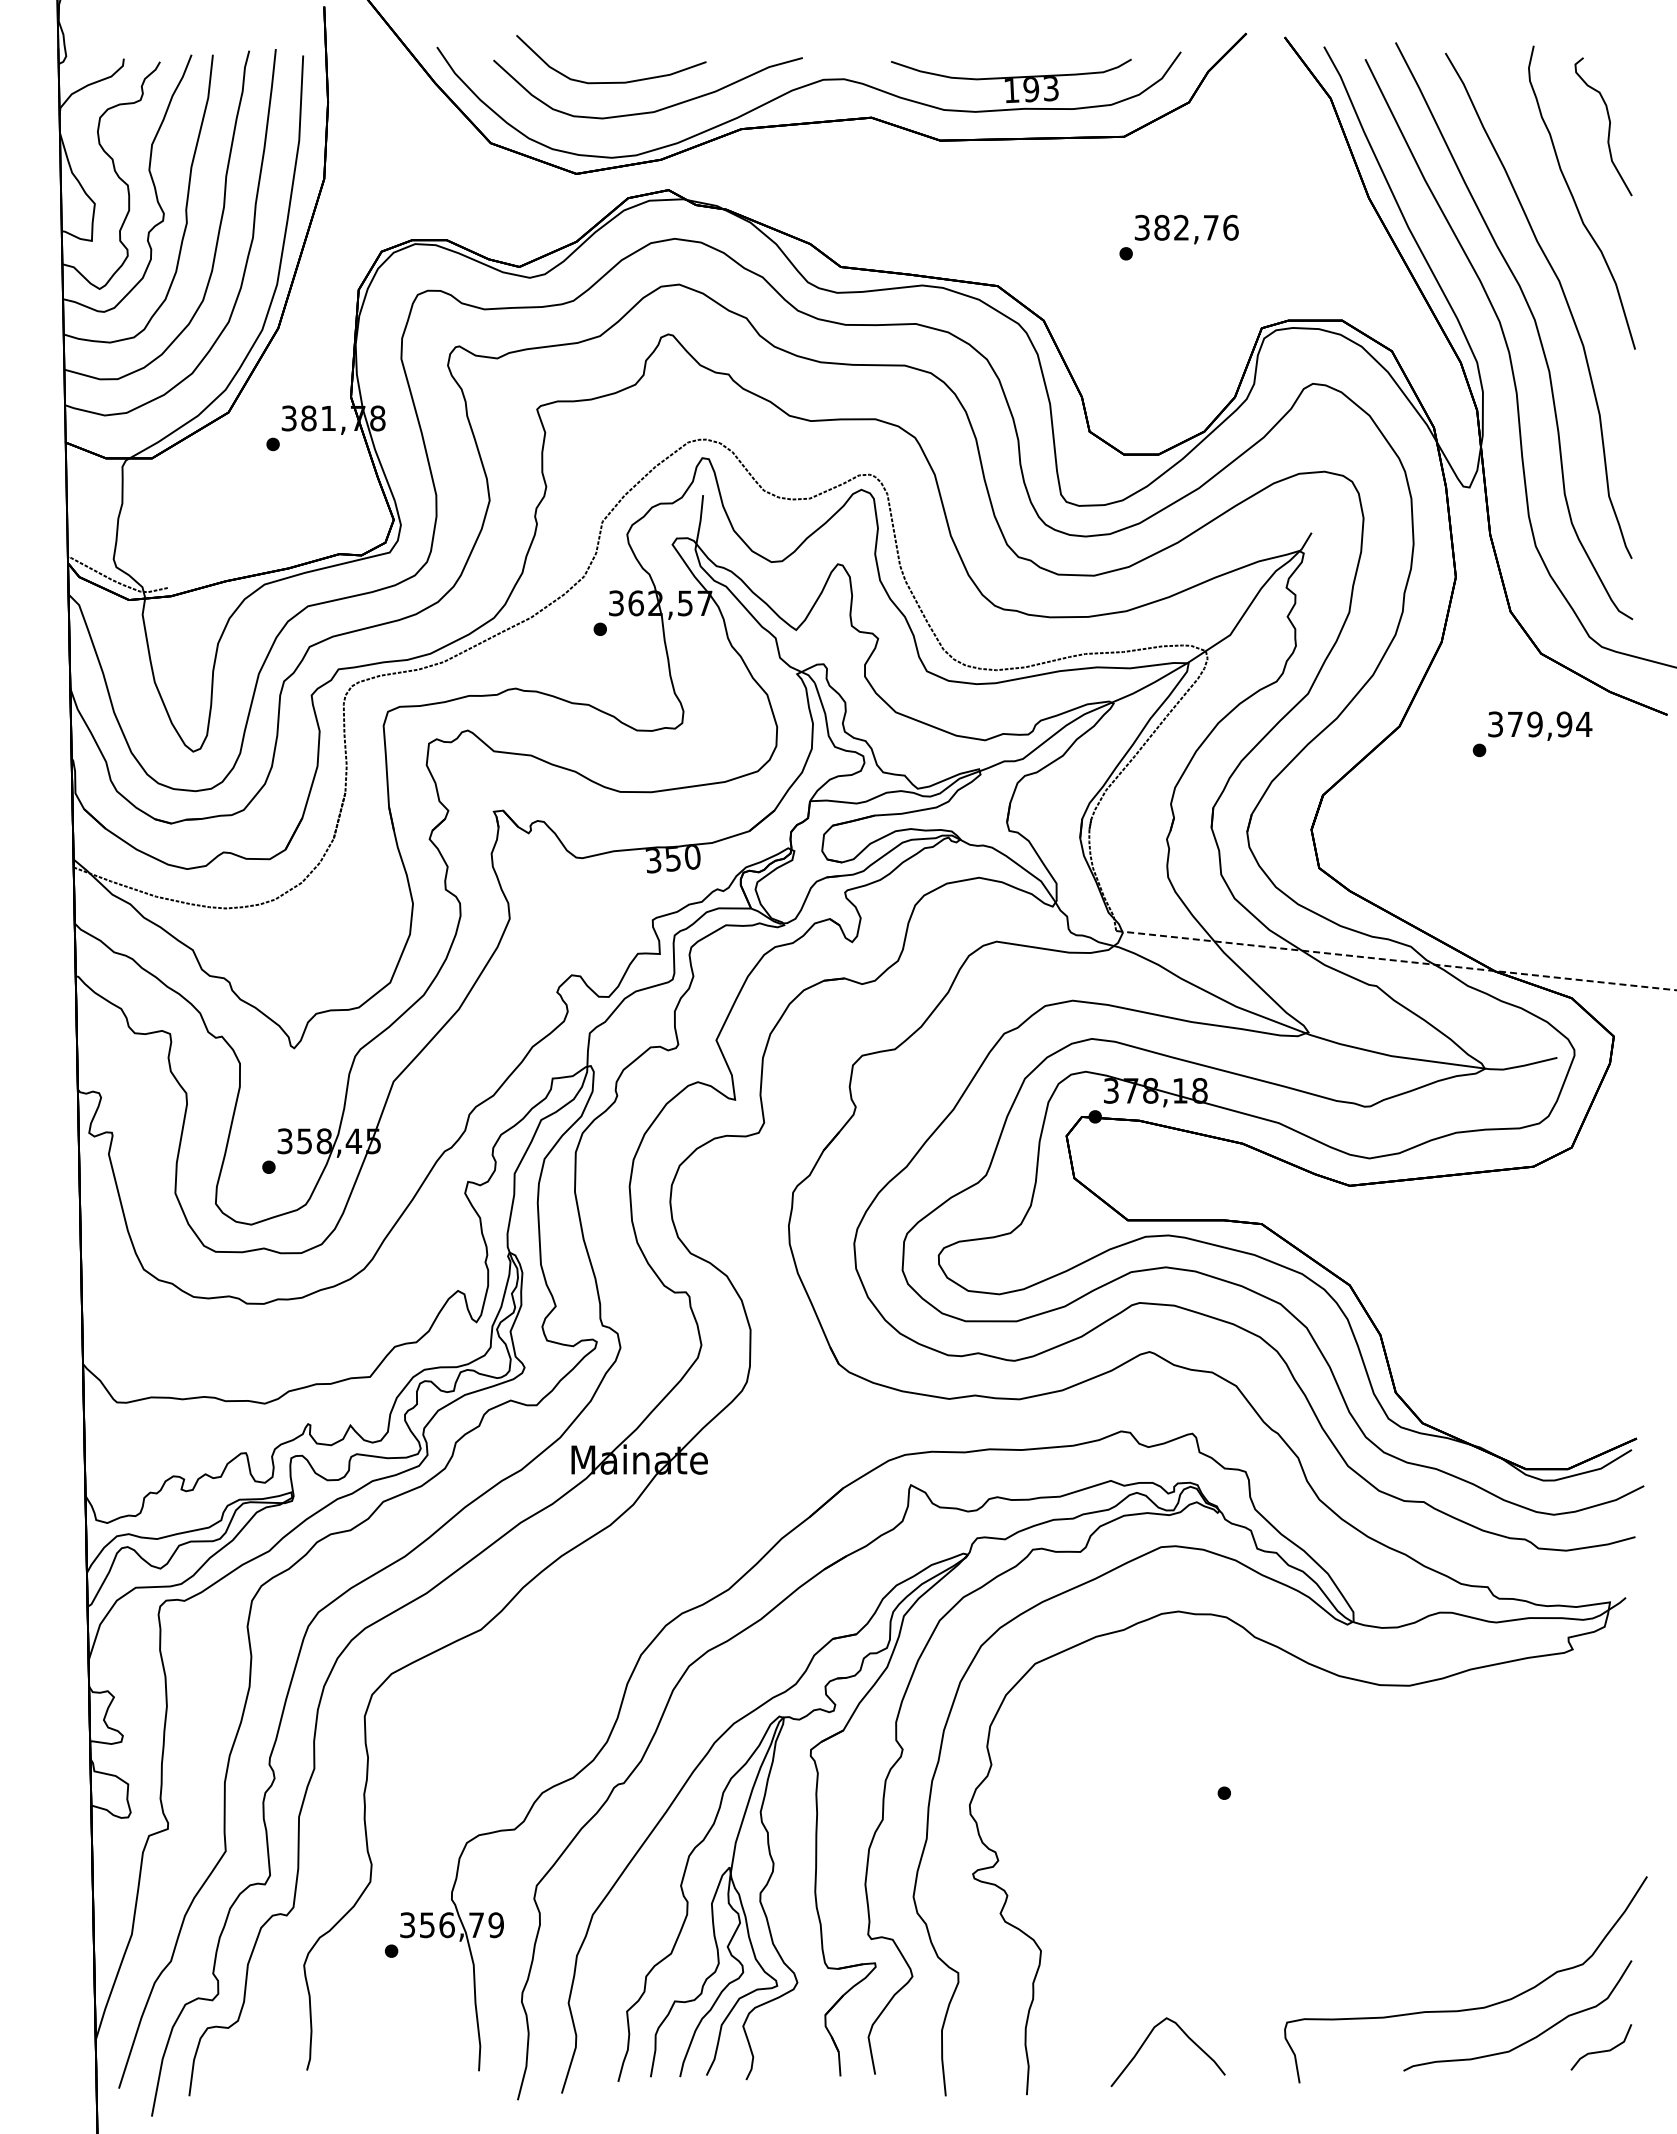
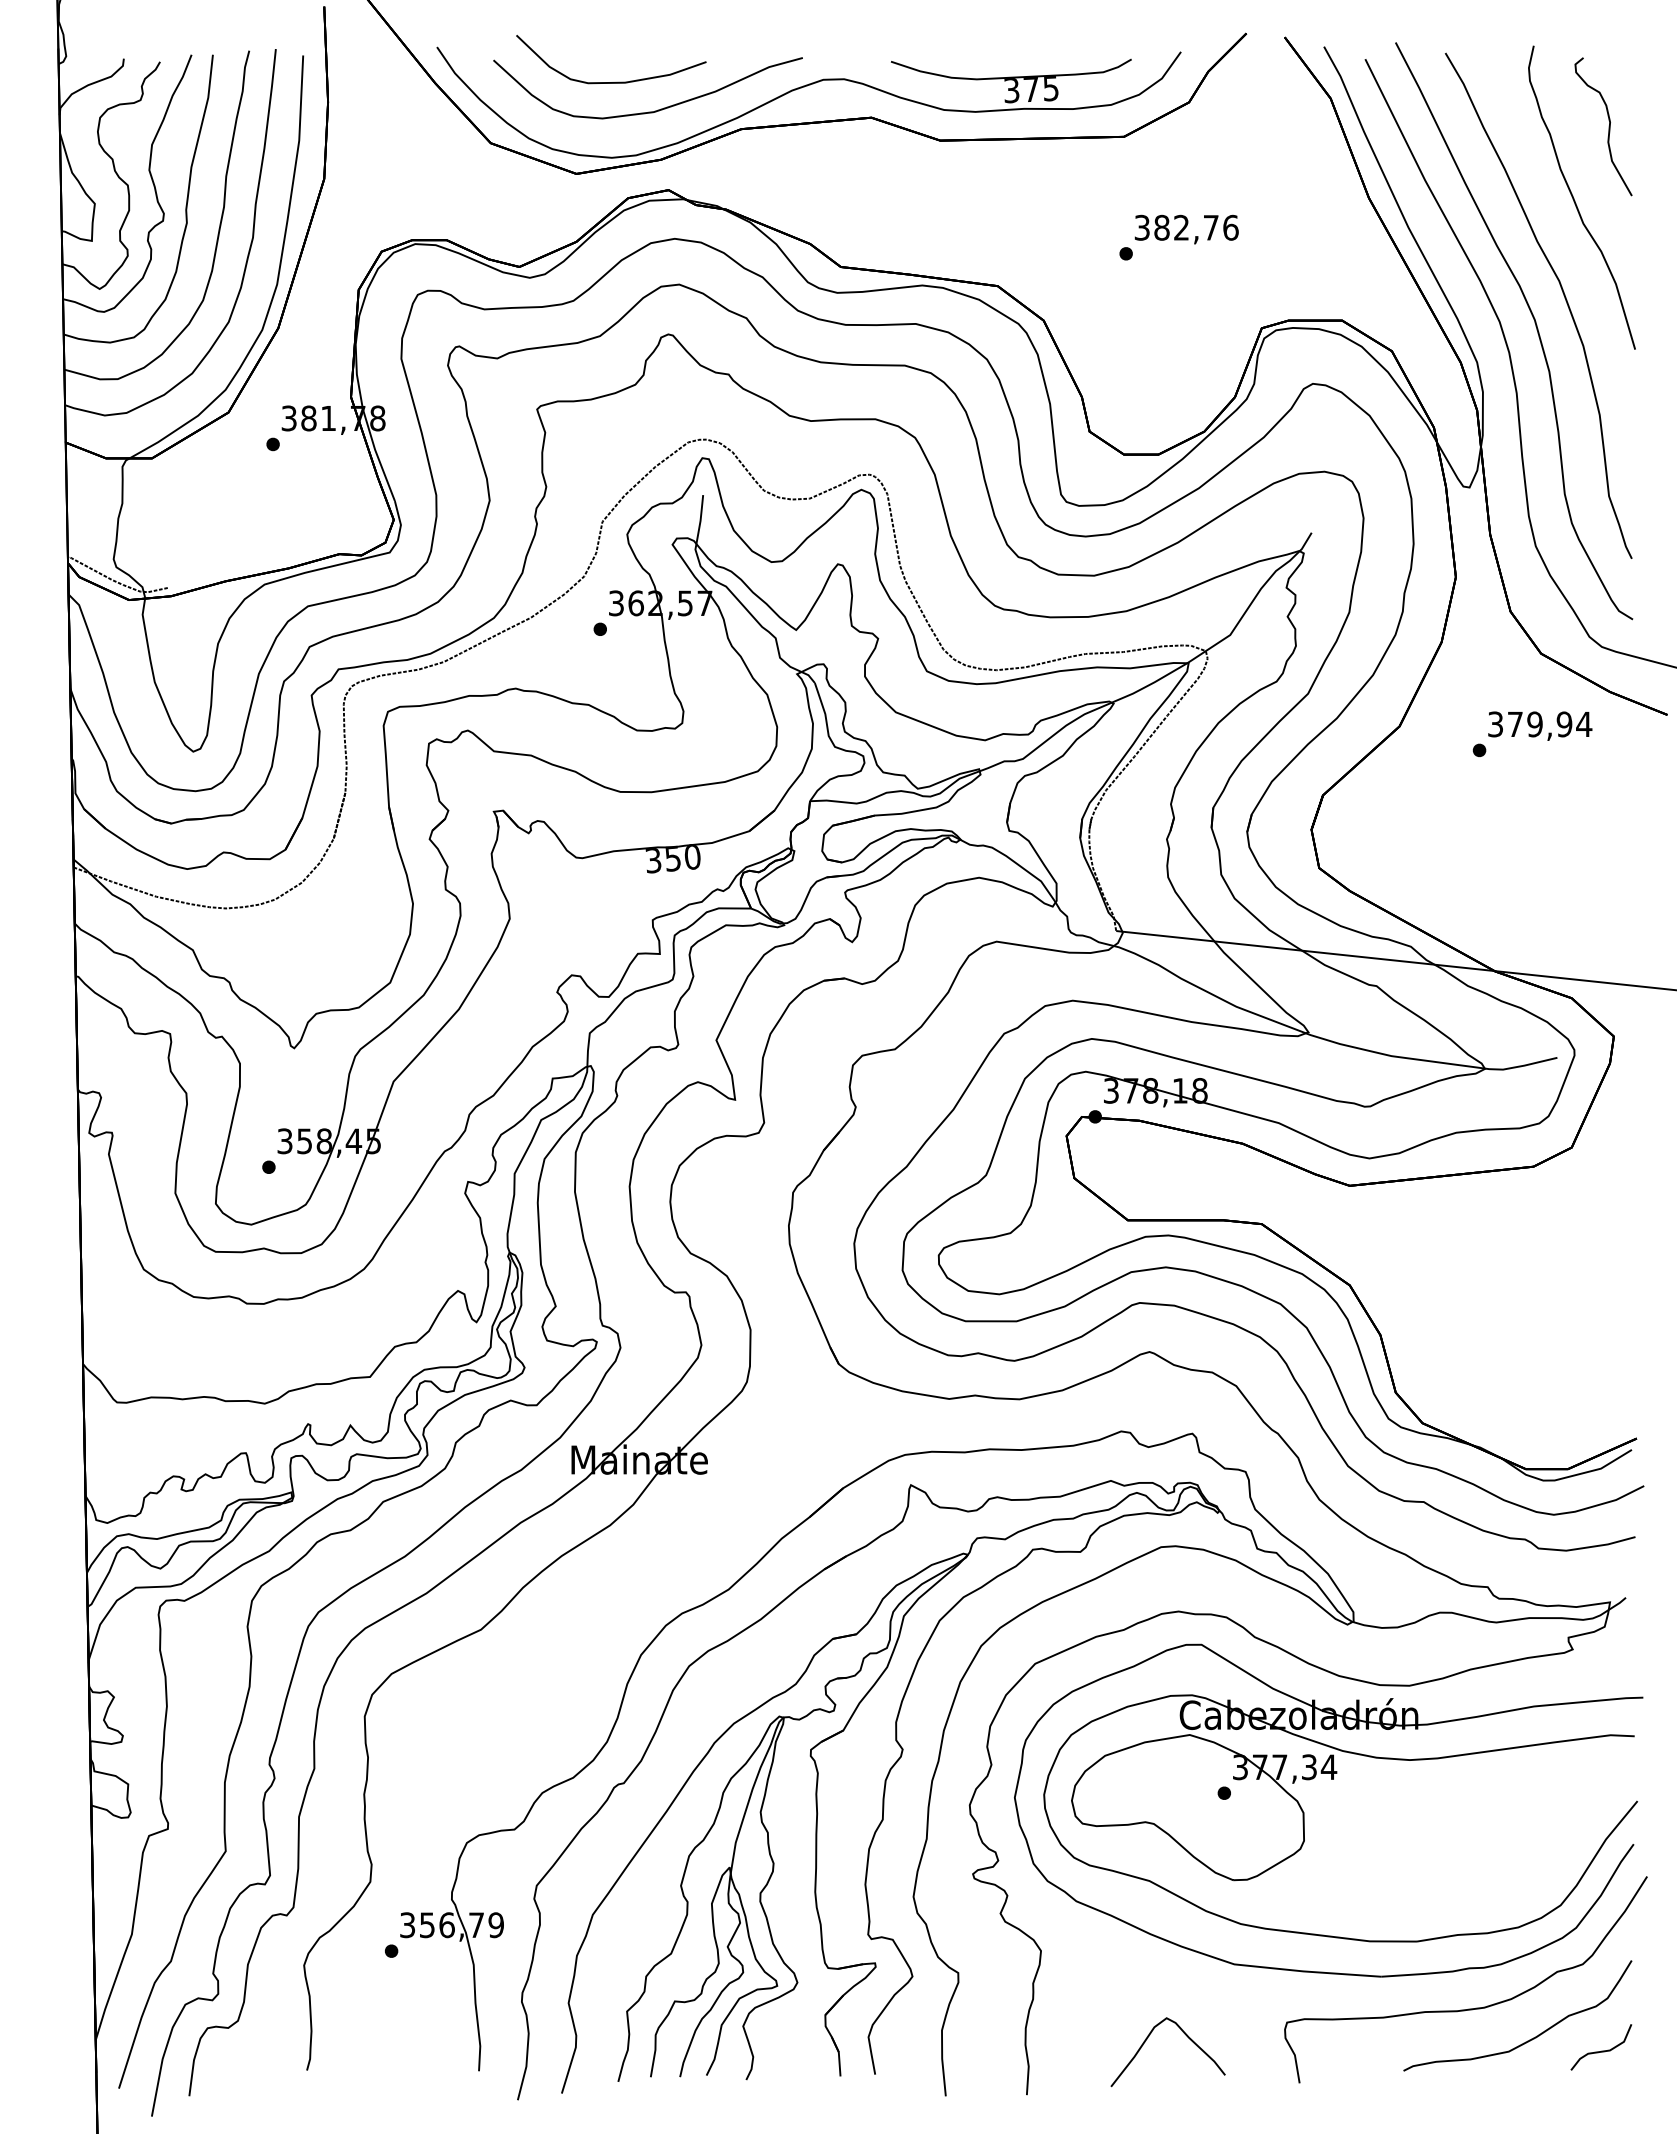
text: 193 -> 375 (1031, 89)
line: dashed -> solid (1396, 960)
part: none -> present (1304, 1812)
